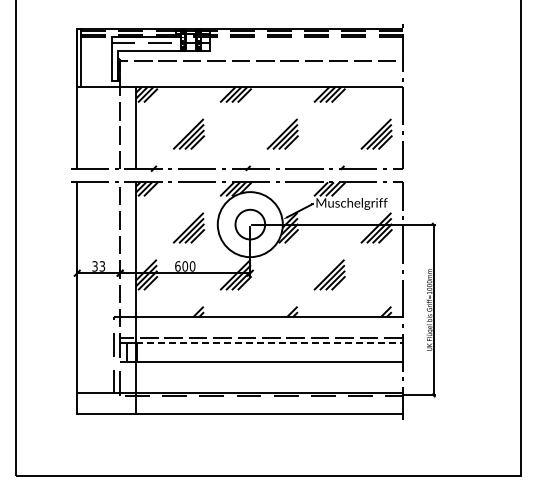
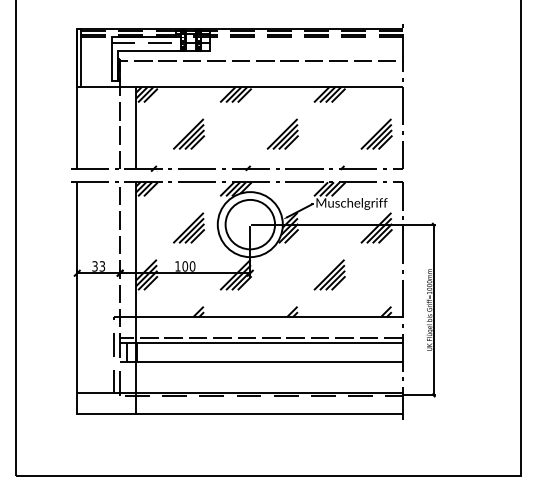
circle diameter: 30 px -> 49 px (250, 224)
text: 600 -> 100 (177, 266)
line: dashed -> solid (269, 343)
